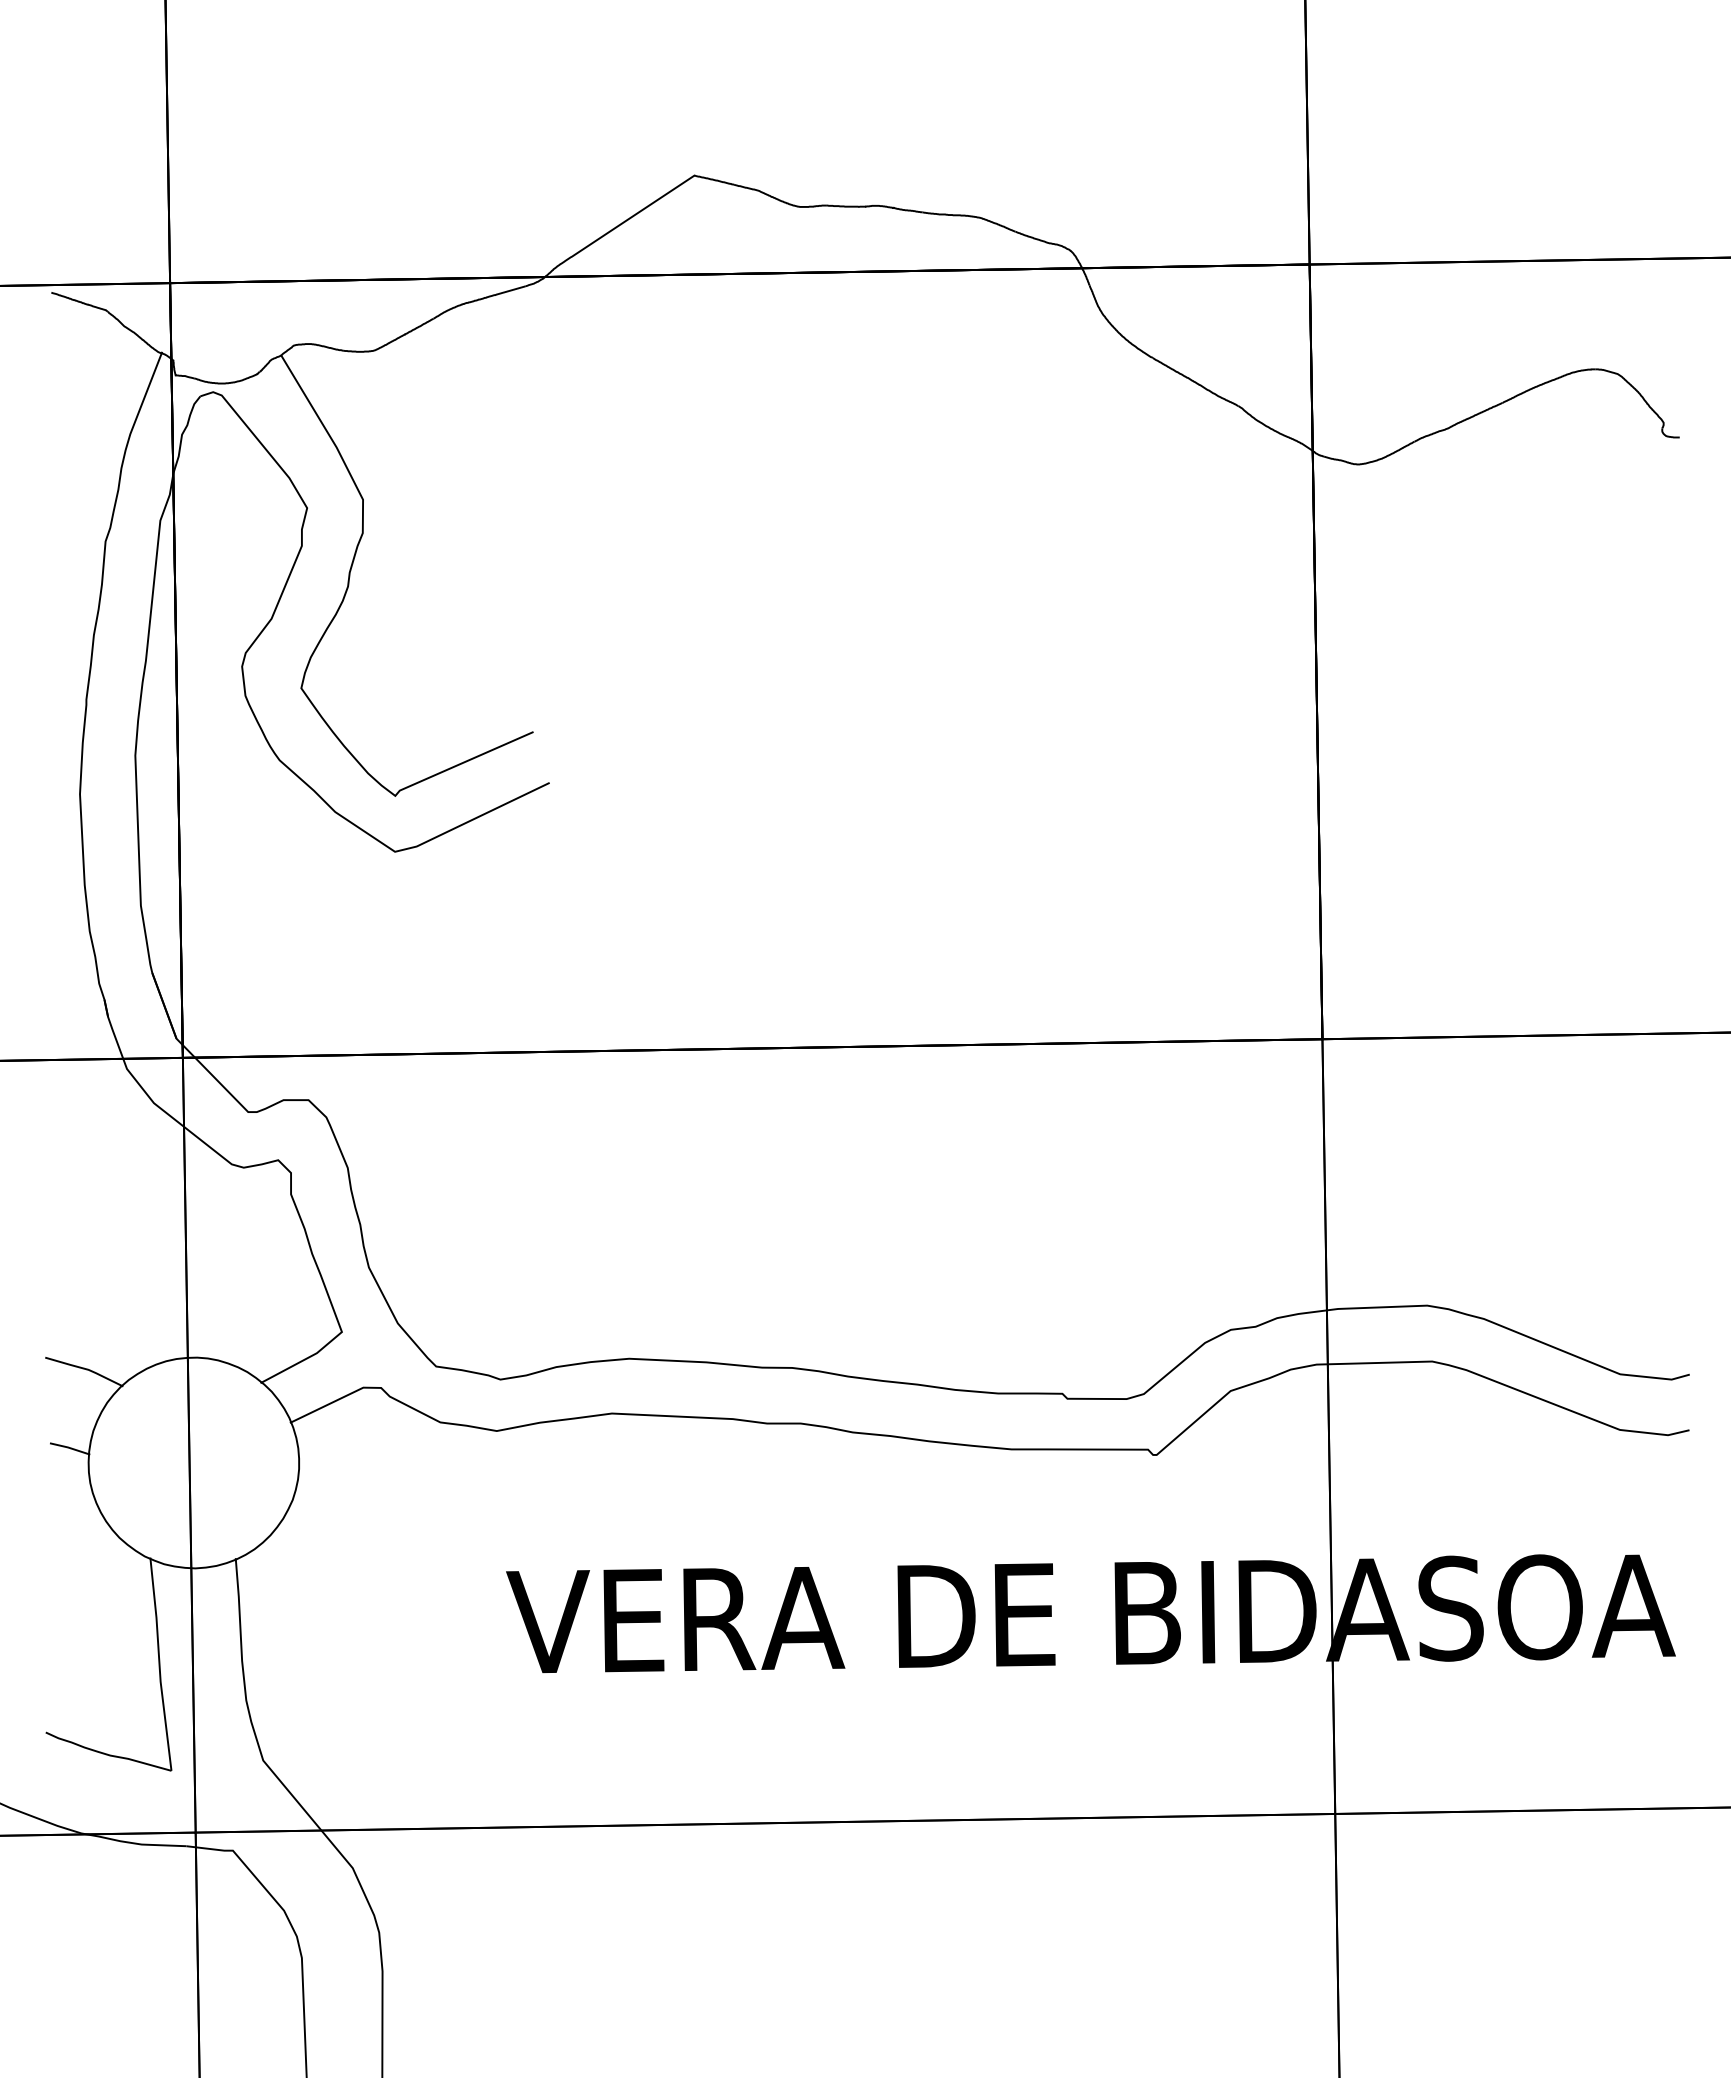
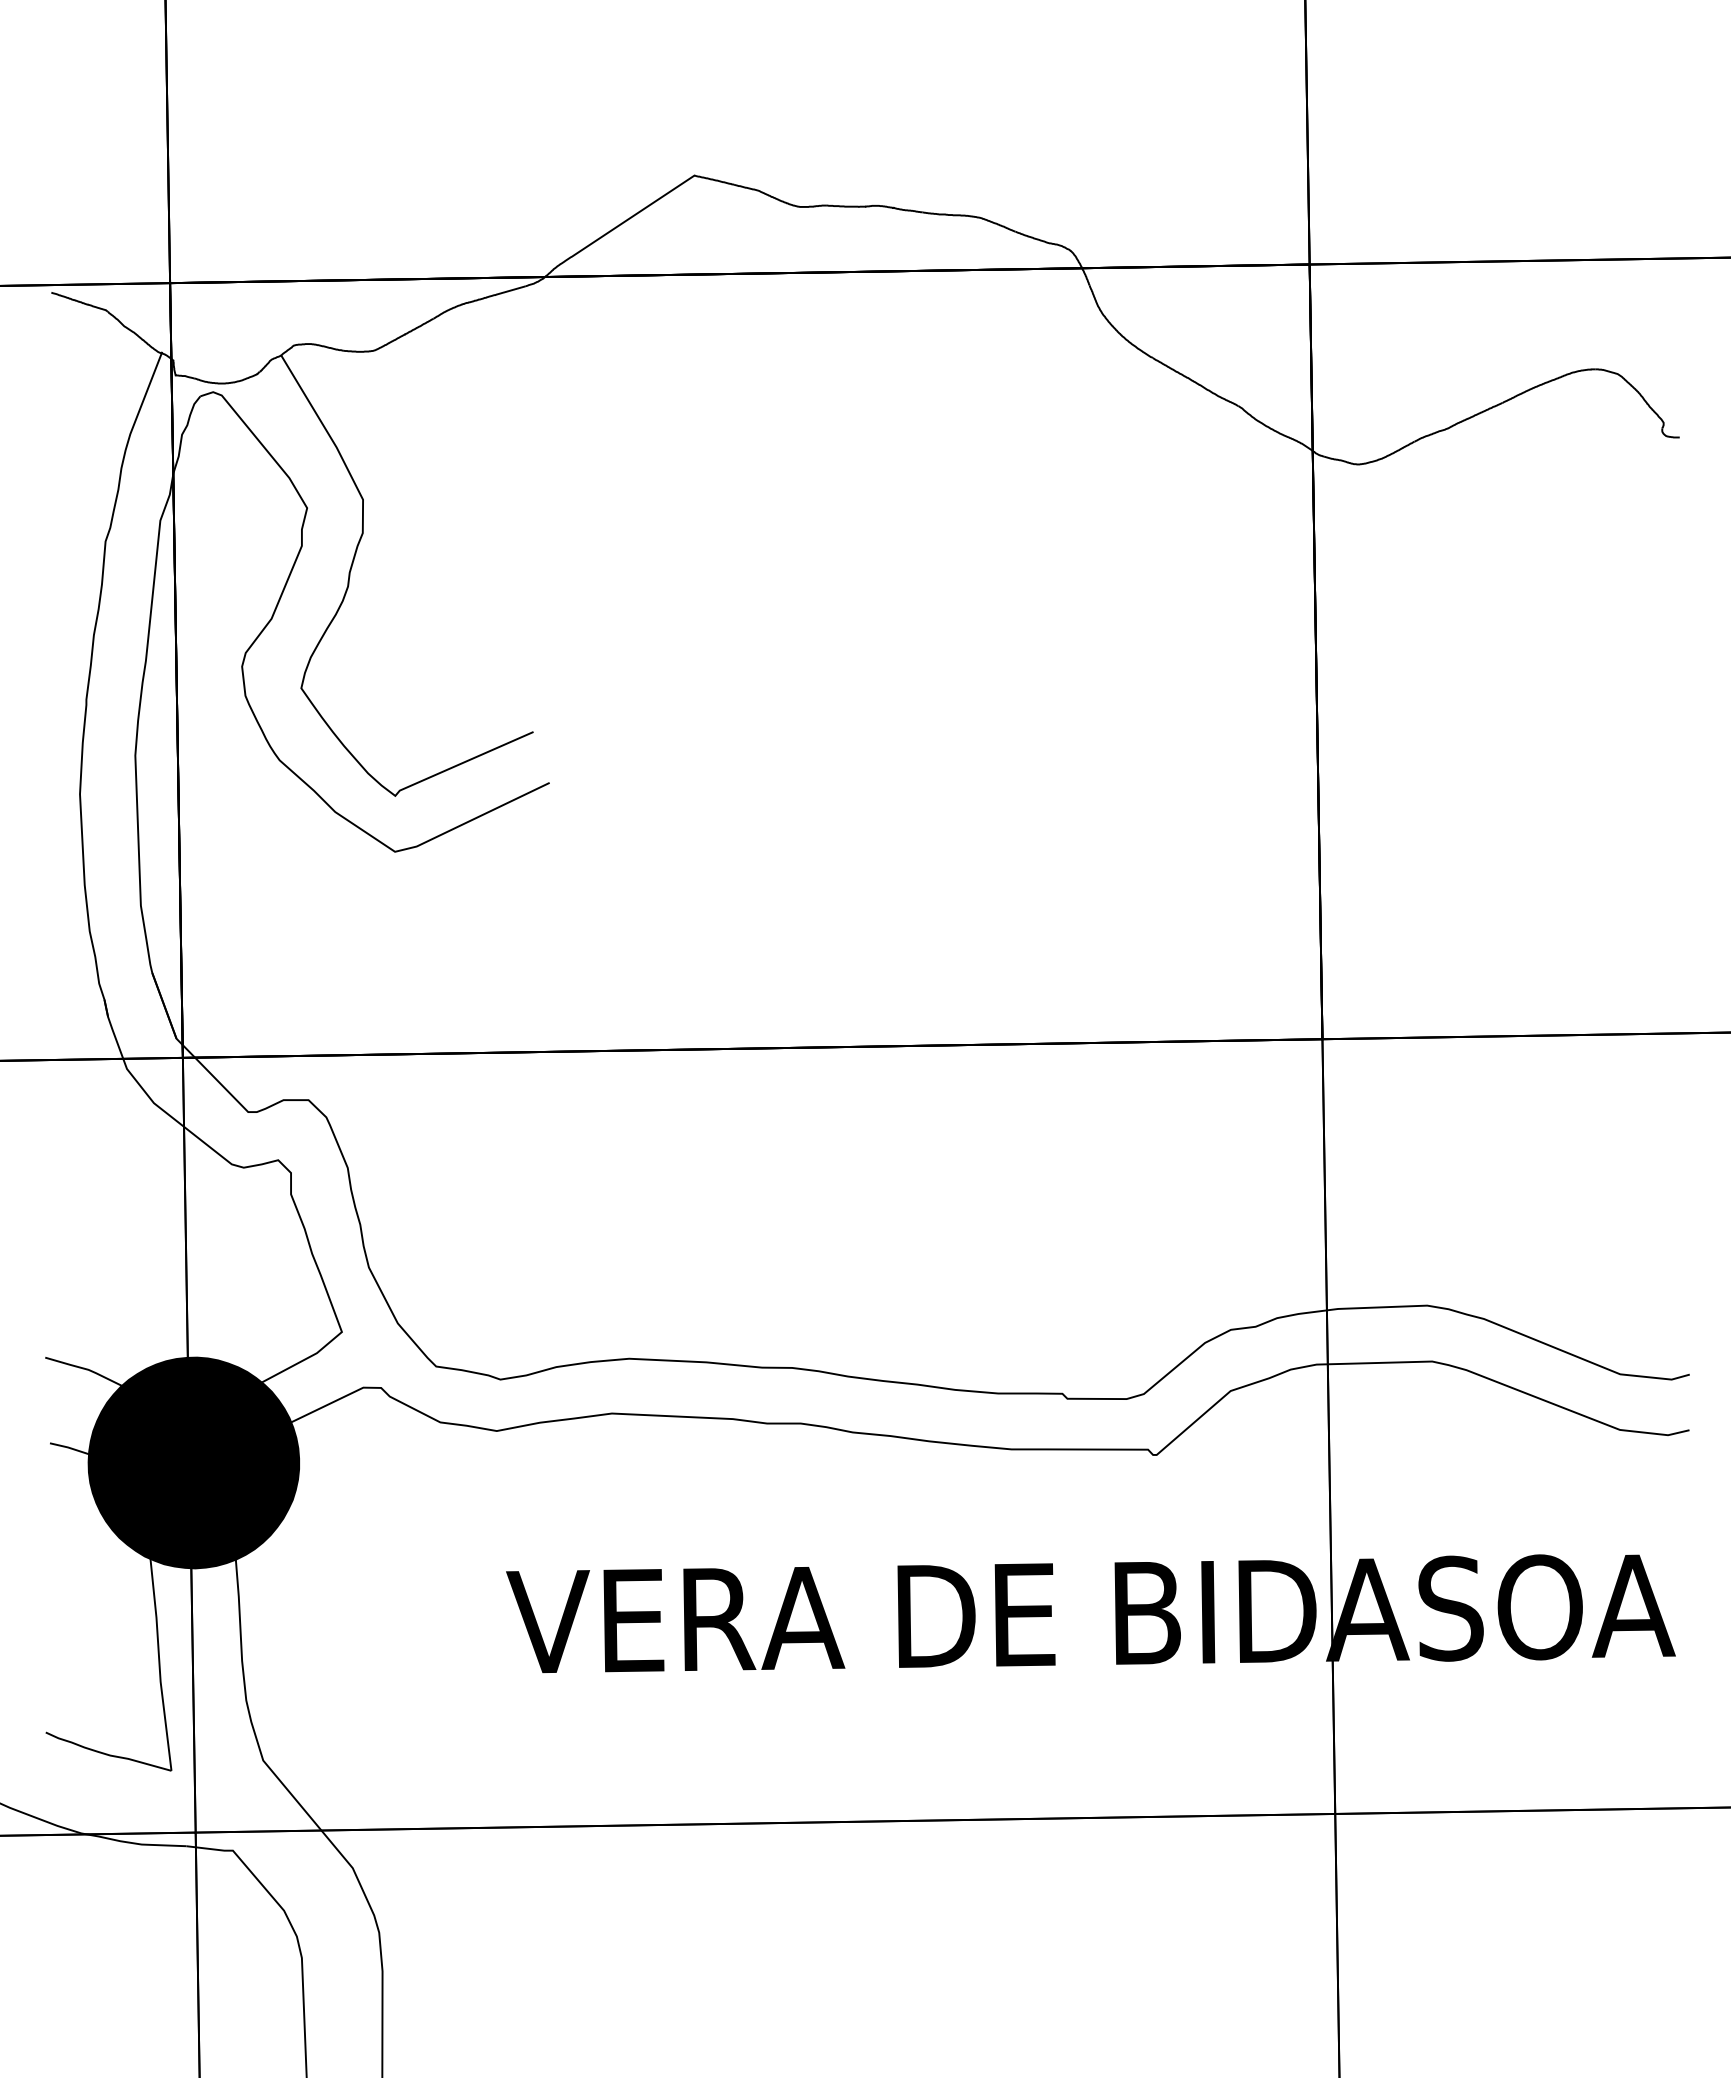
fill: none -> present (193, 1462)
fill: none -> present (193, 1462)
